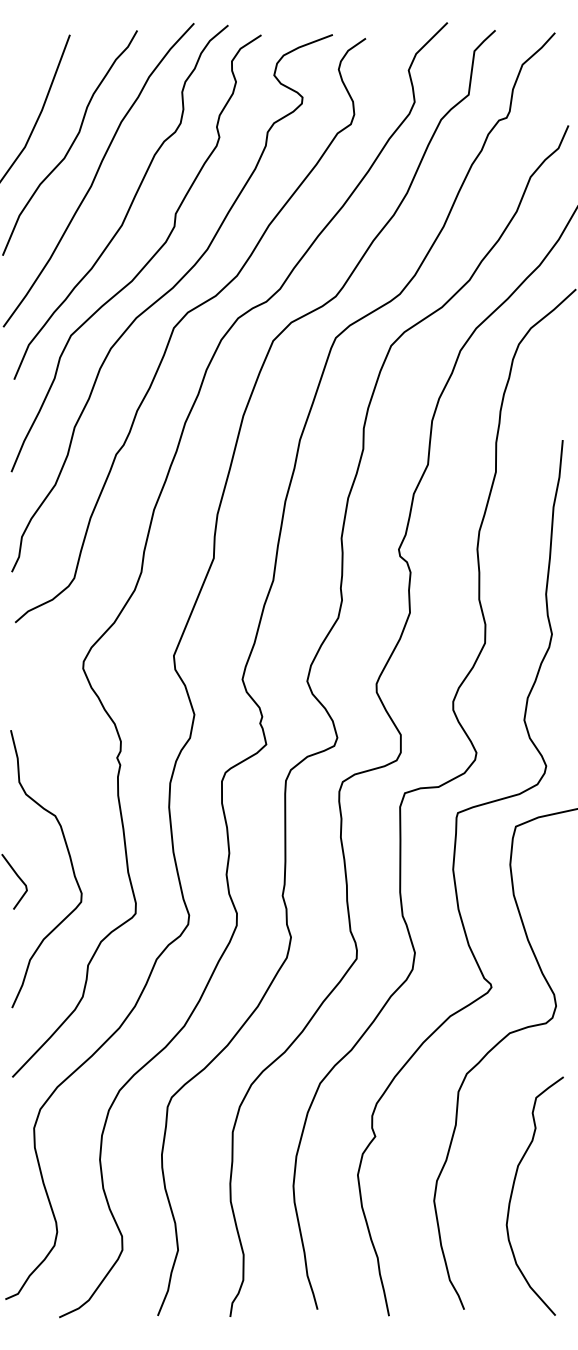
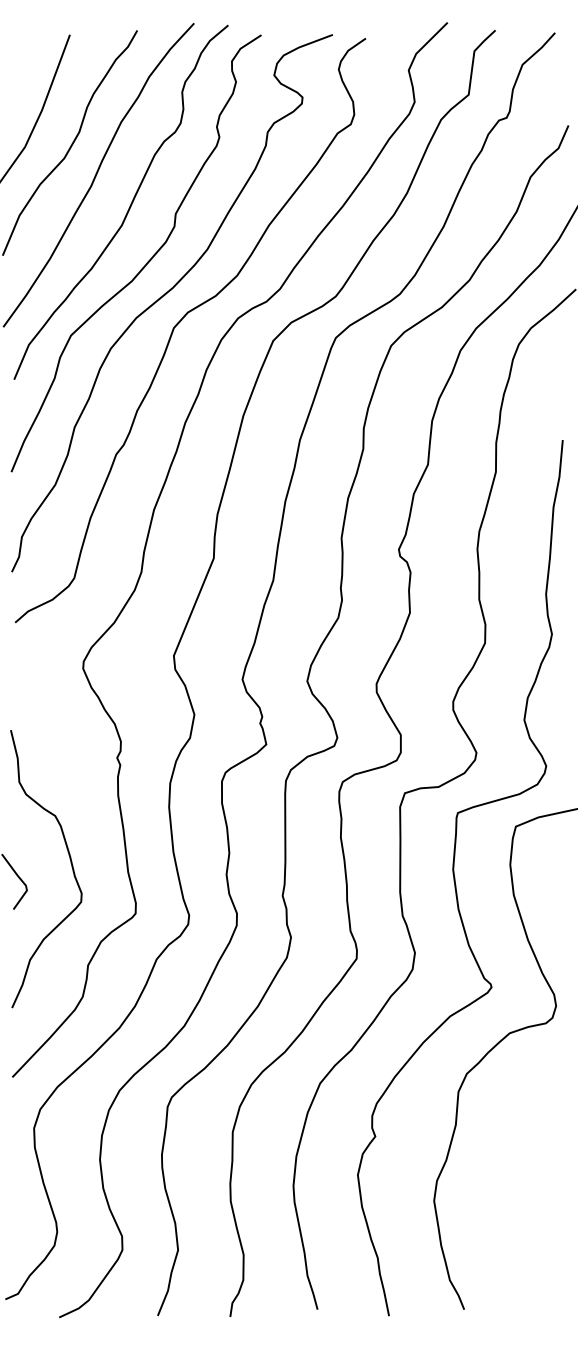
part: present -> none (513, 1190)
